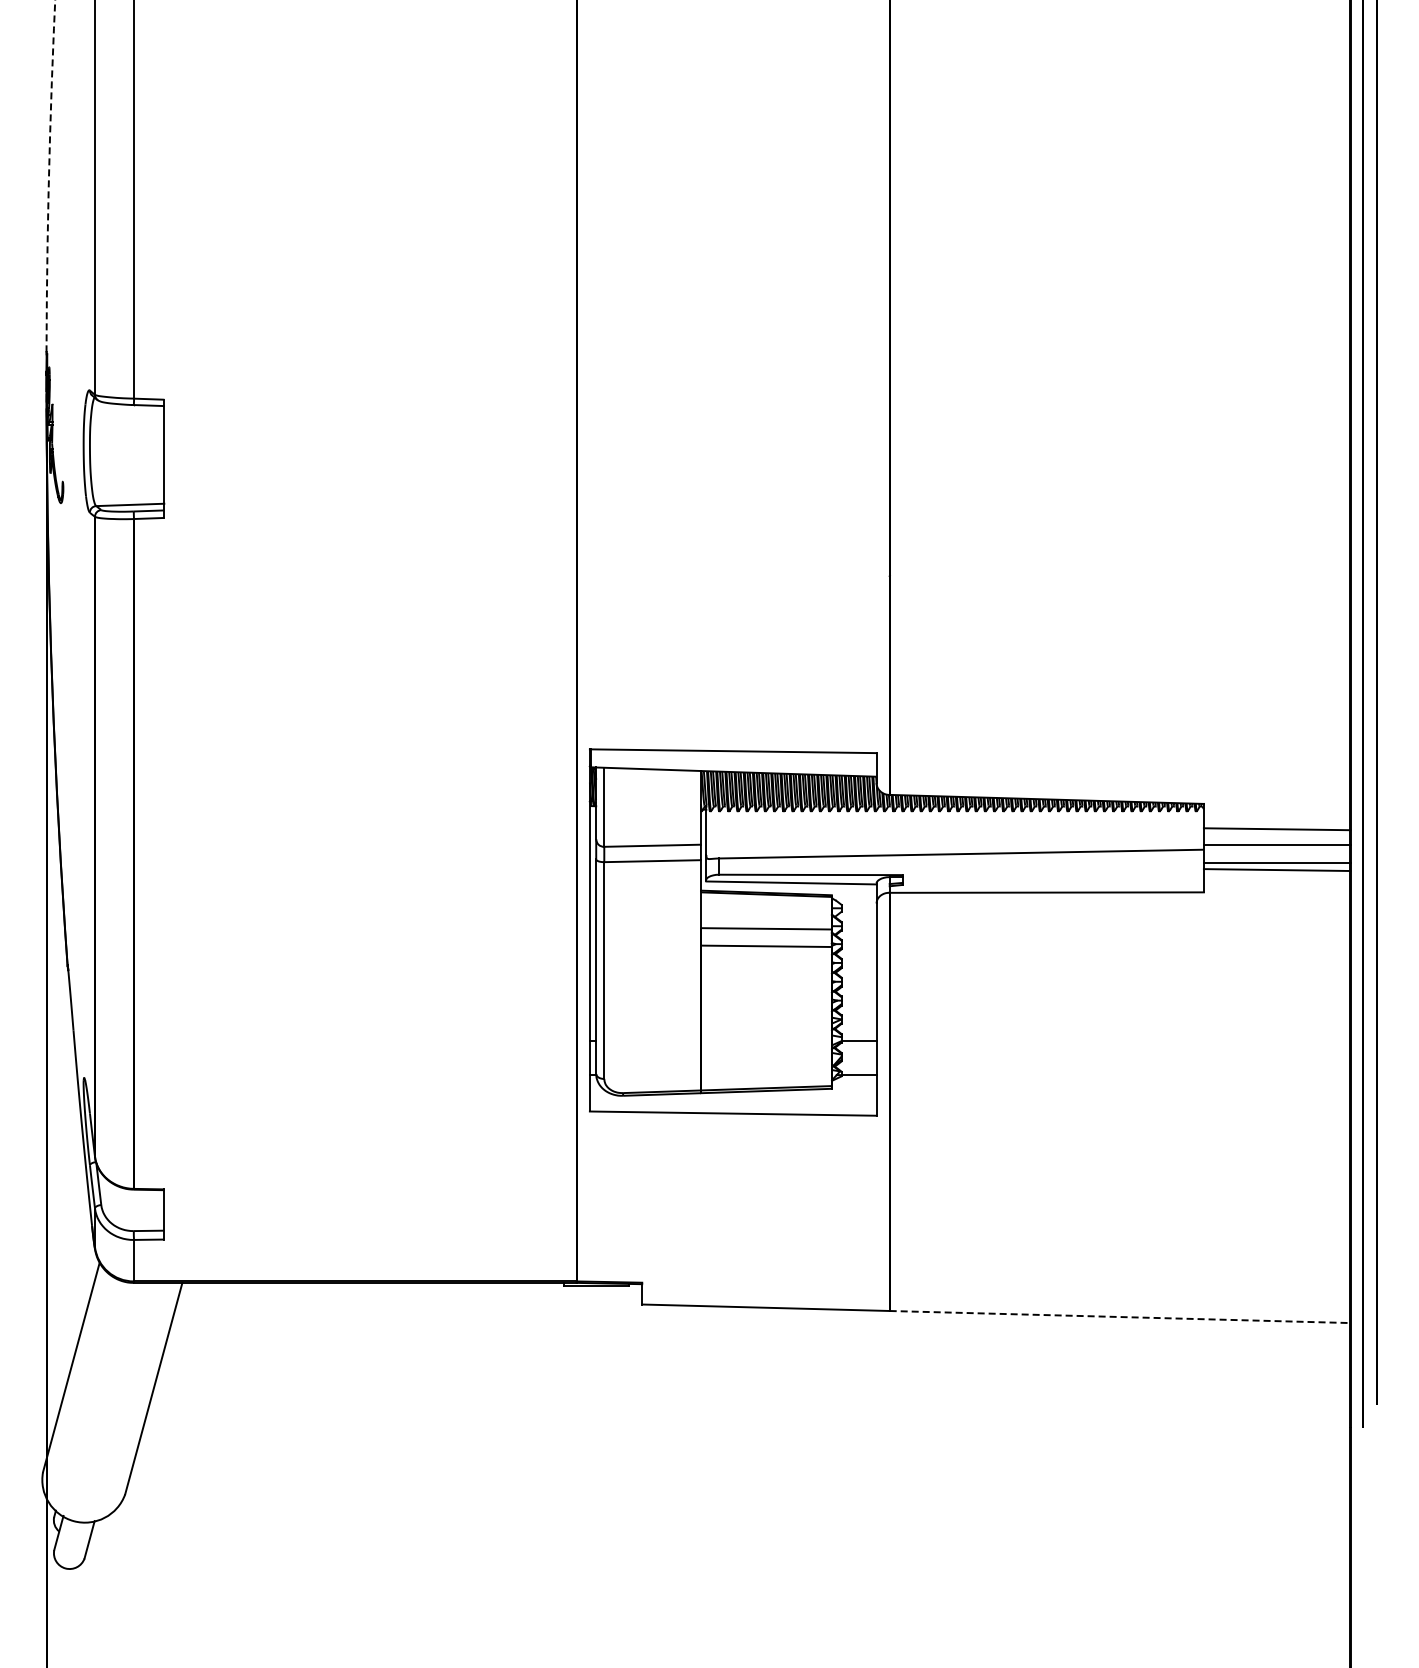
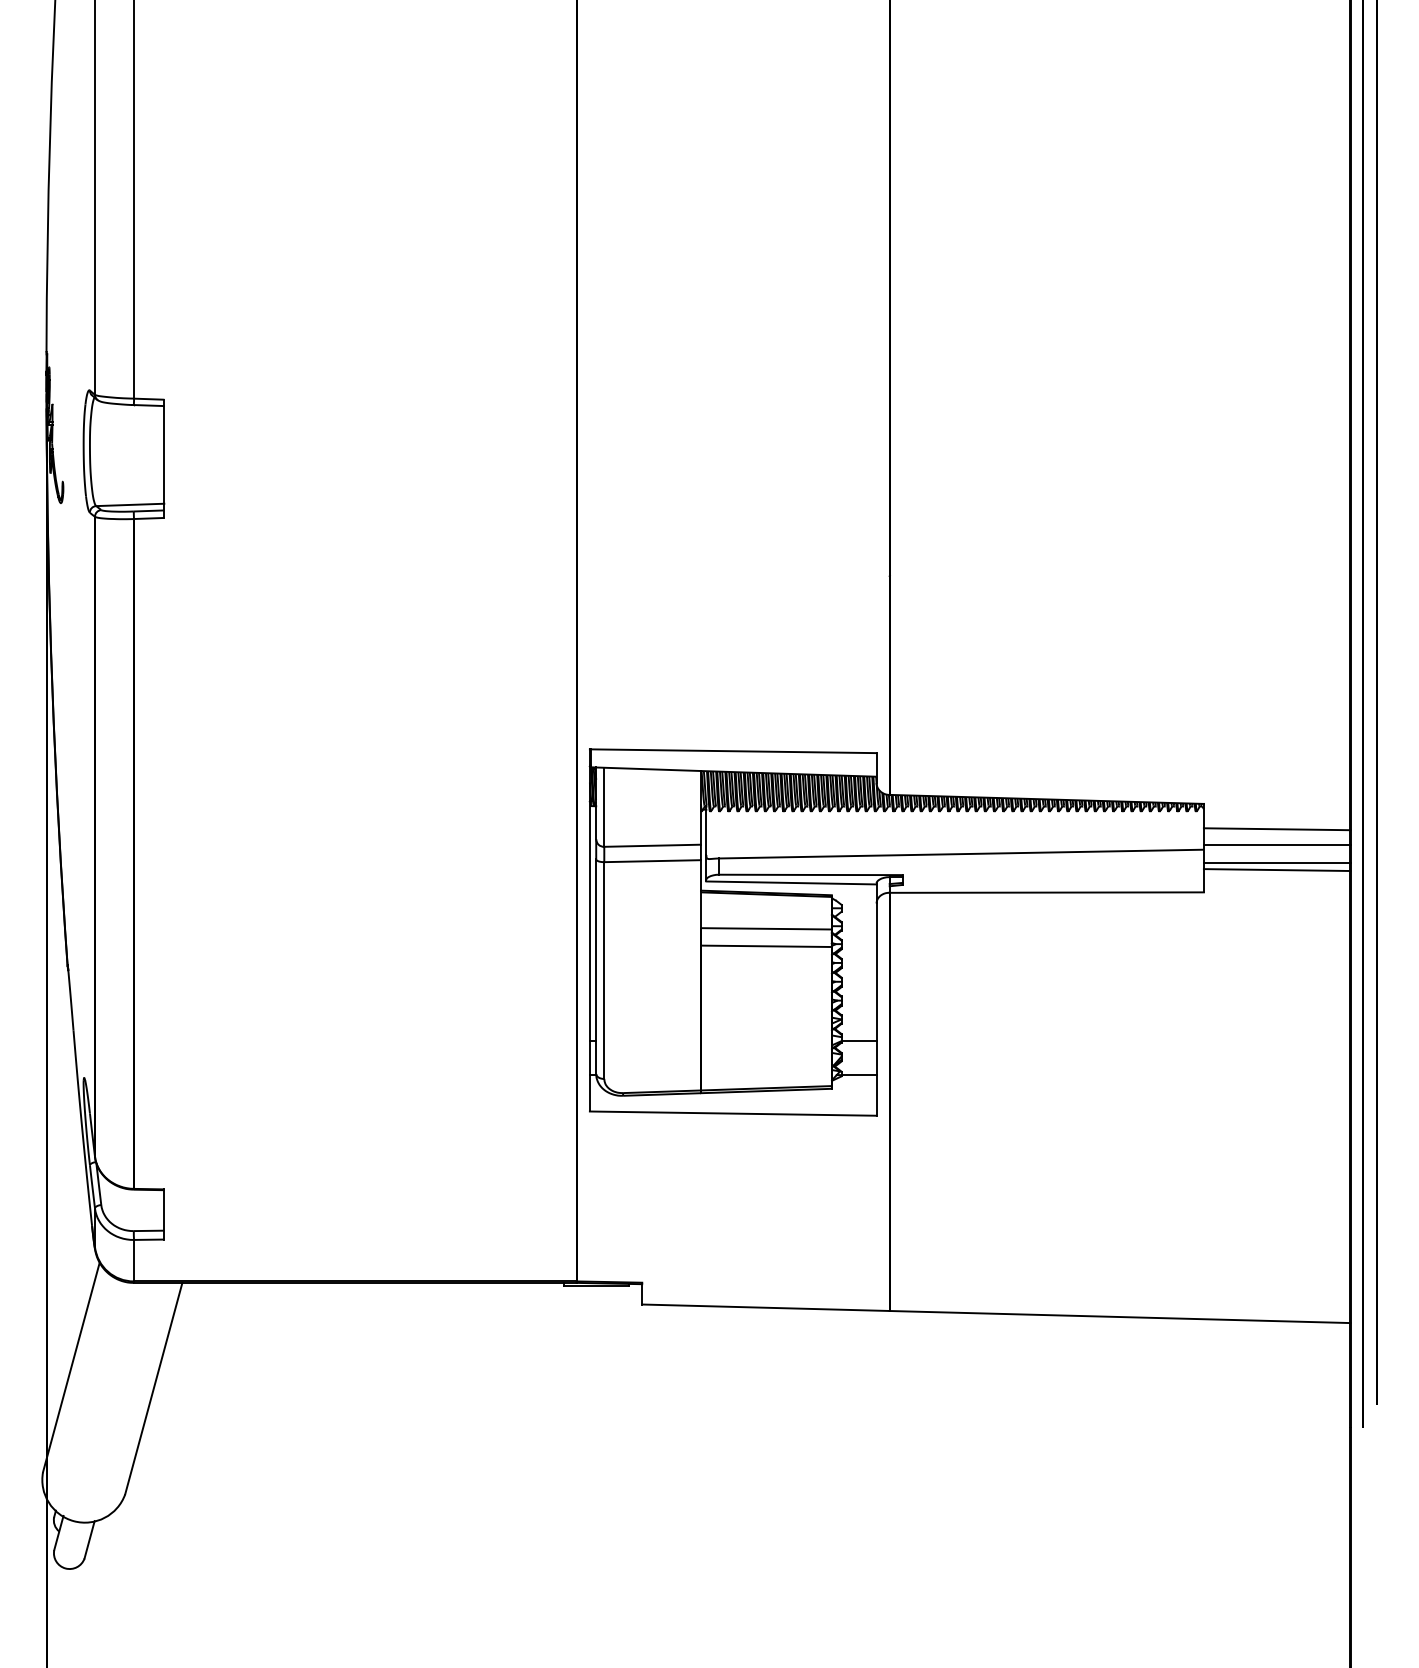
arc: dashed -> solid (49, 176)
line: dashed -> solid (1120, 1317)
